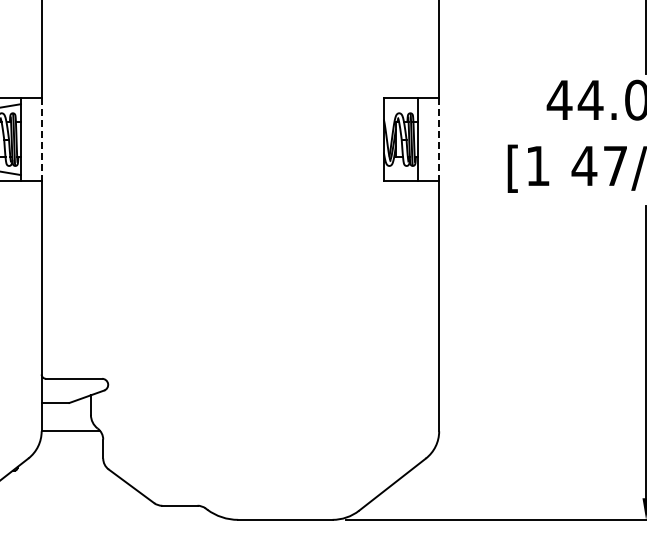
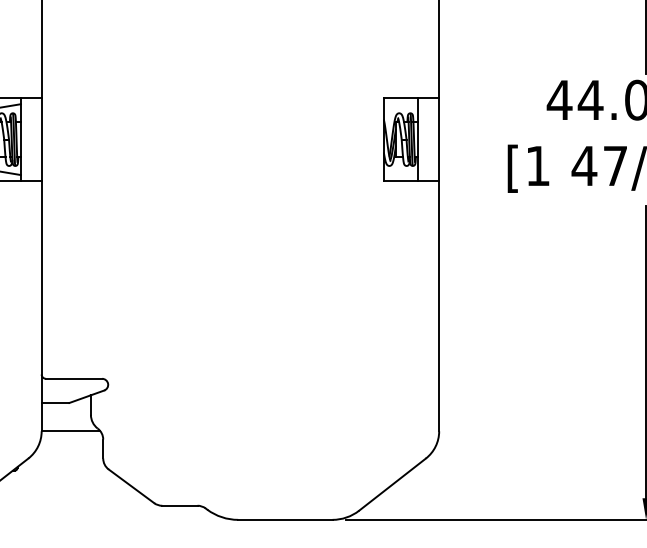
line: dashed -> solid (41, 140)
line: dashed -> solid (439, 140)
